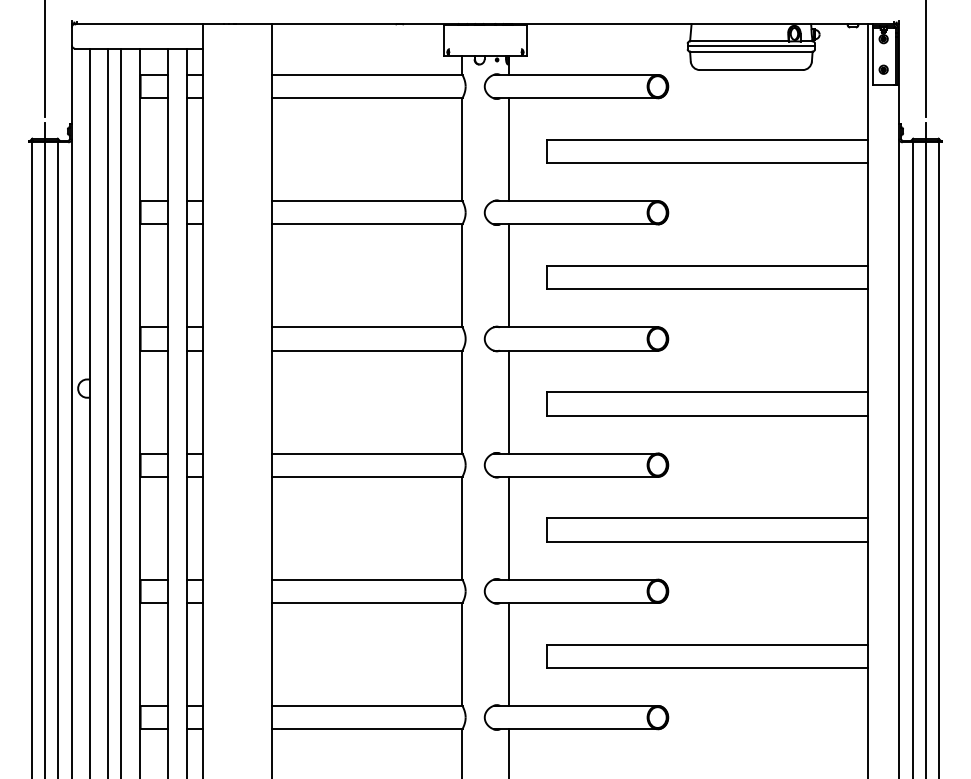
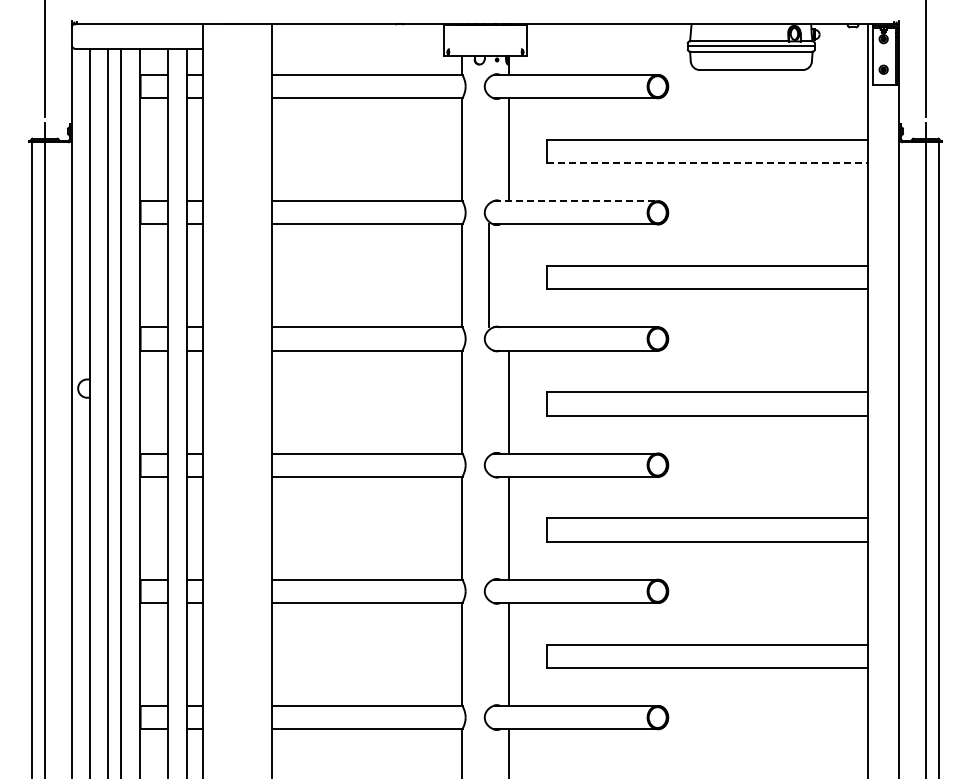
line: solid -> dashed (707, 163)
line: solid -> dashed (575, 201)
line position: (508, 275) -> (488, 275) (488, 275)
line: present -> none (57, 458)
line: present -> none (913, 458)
